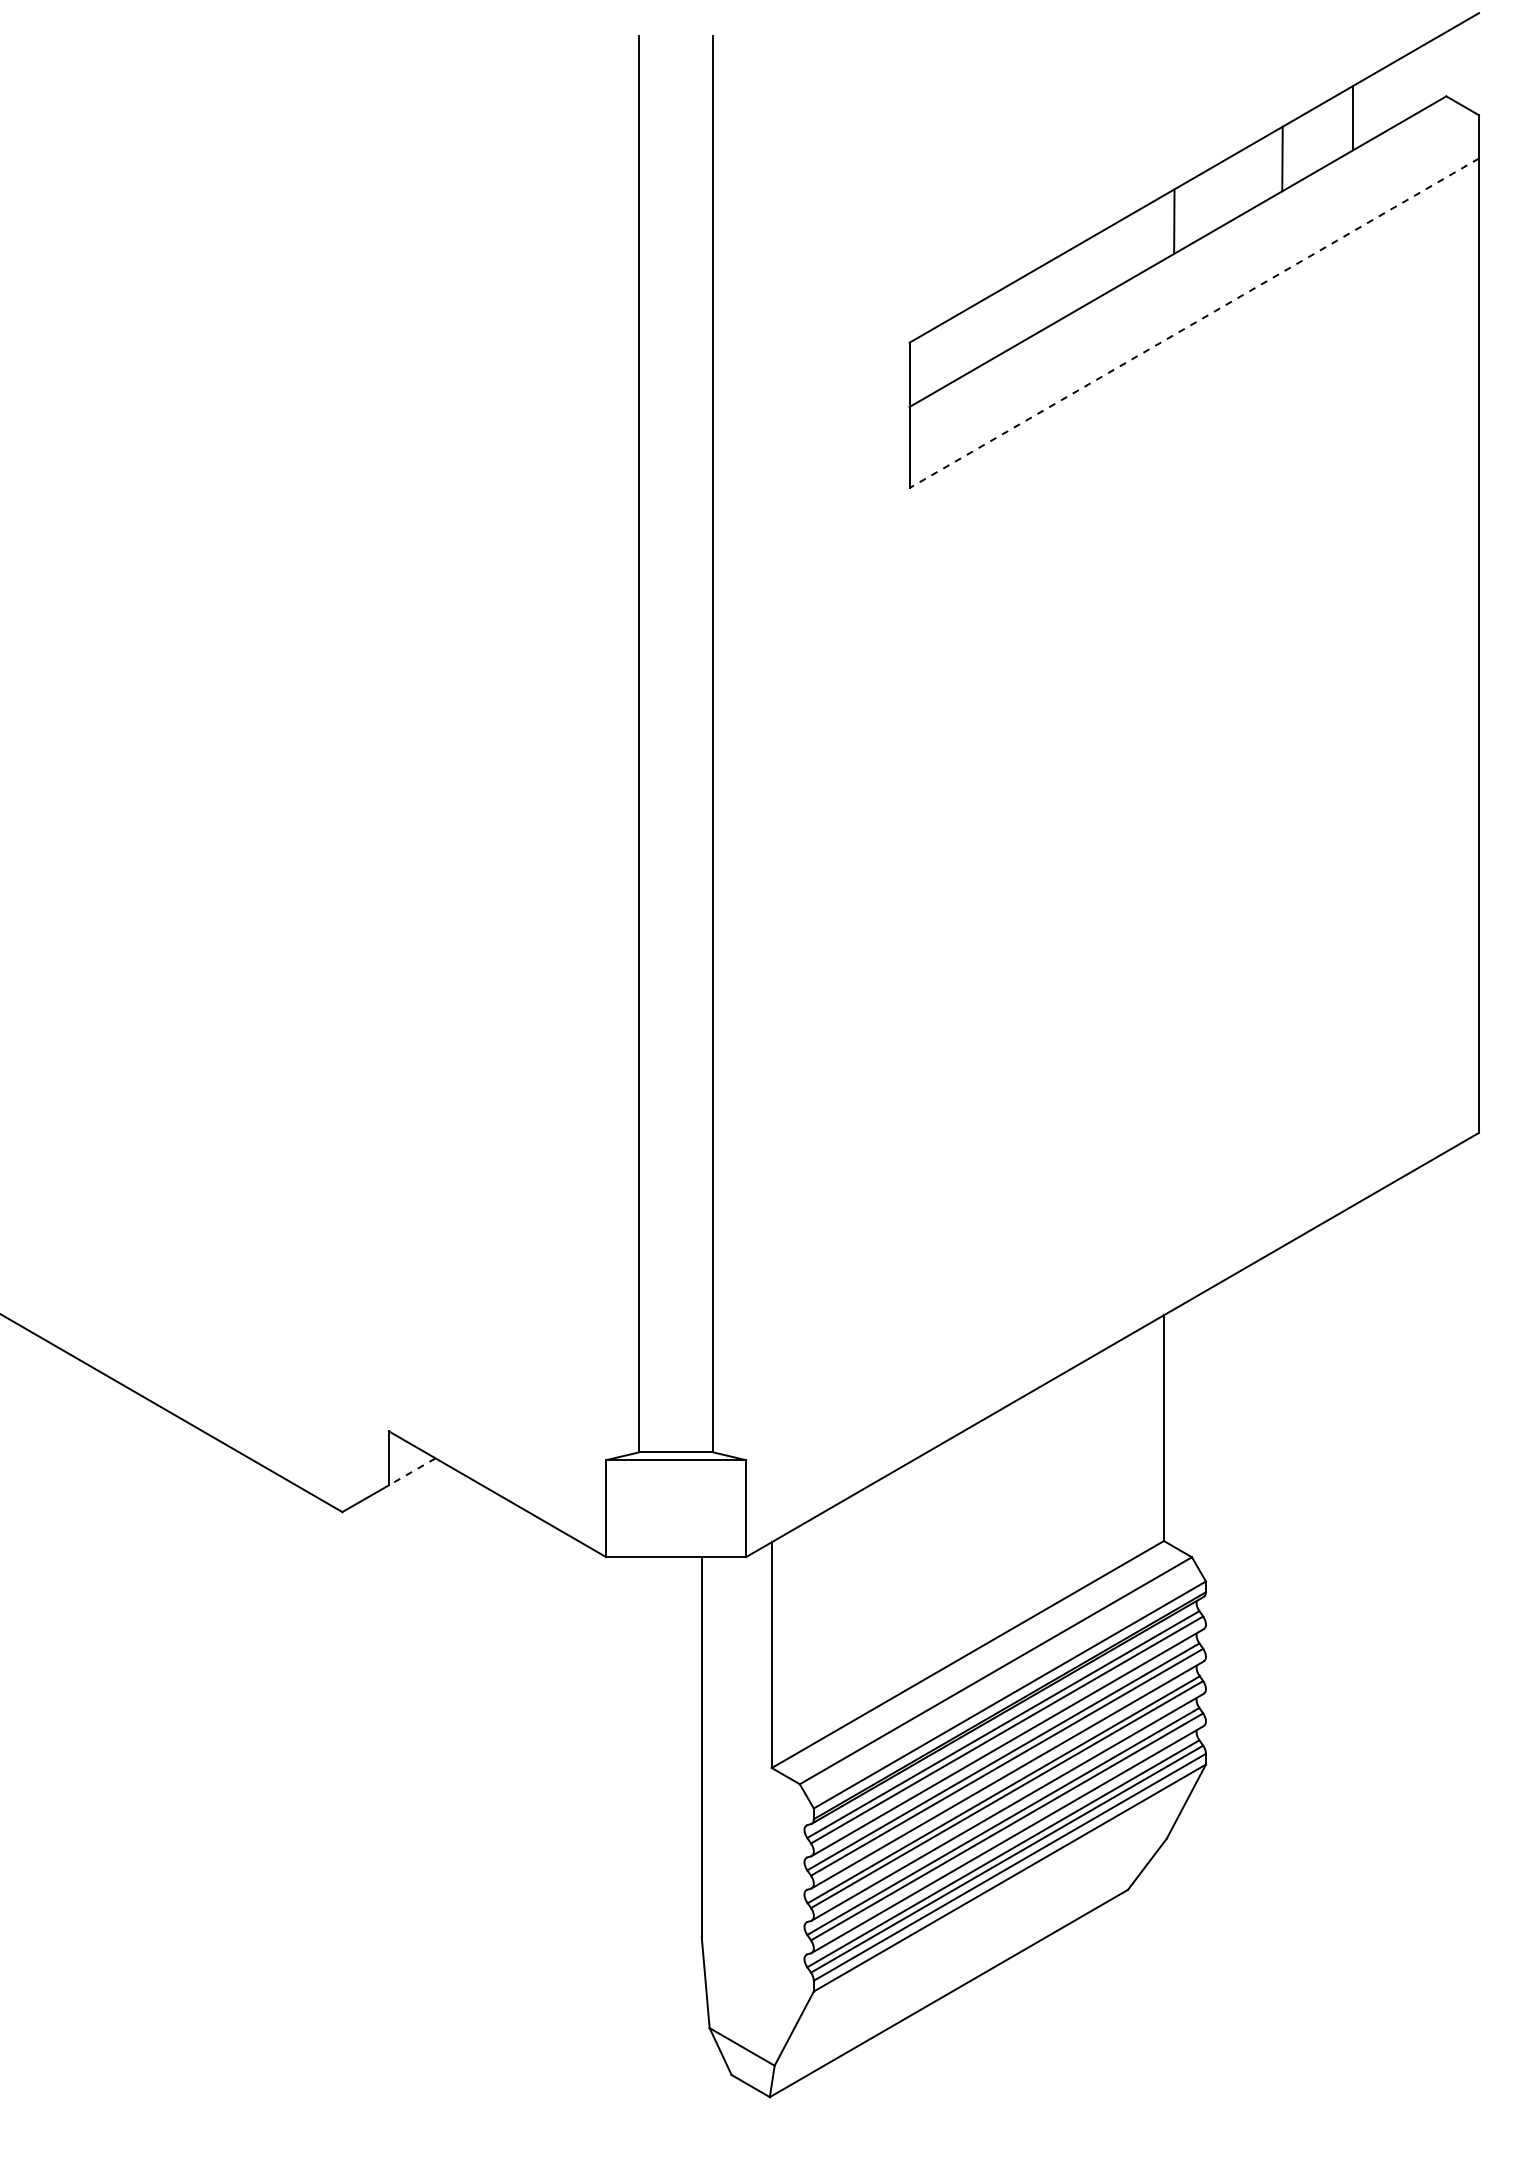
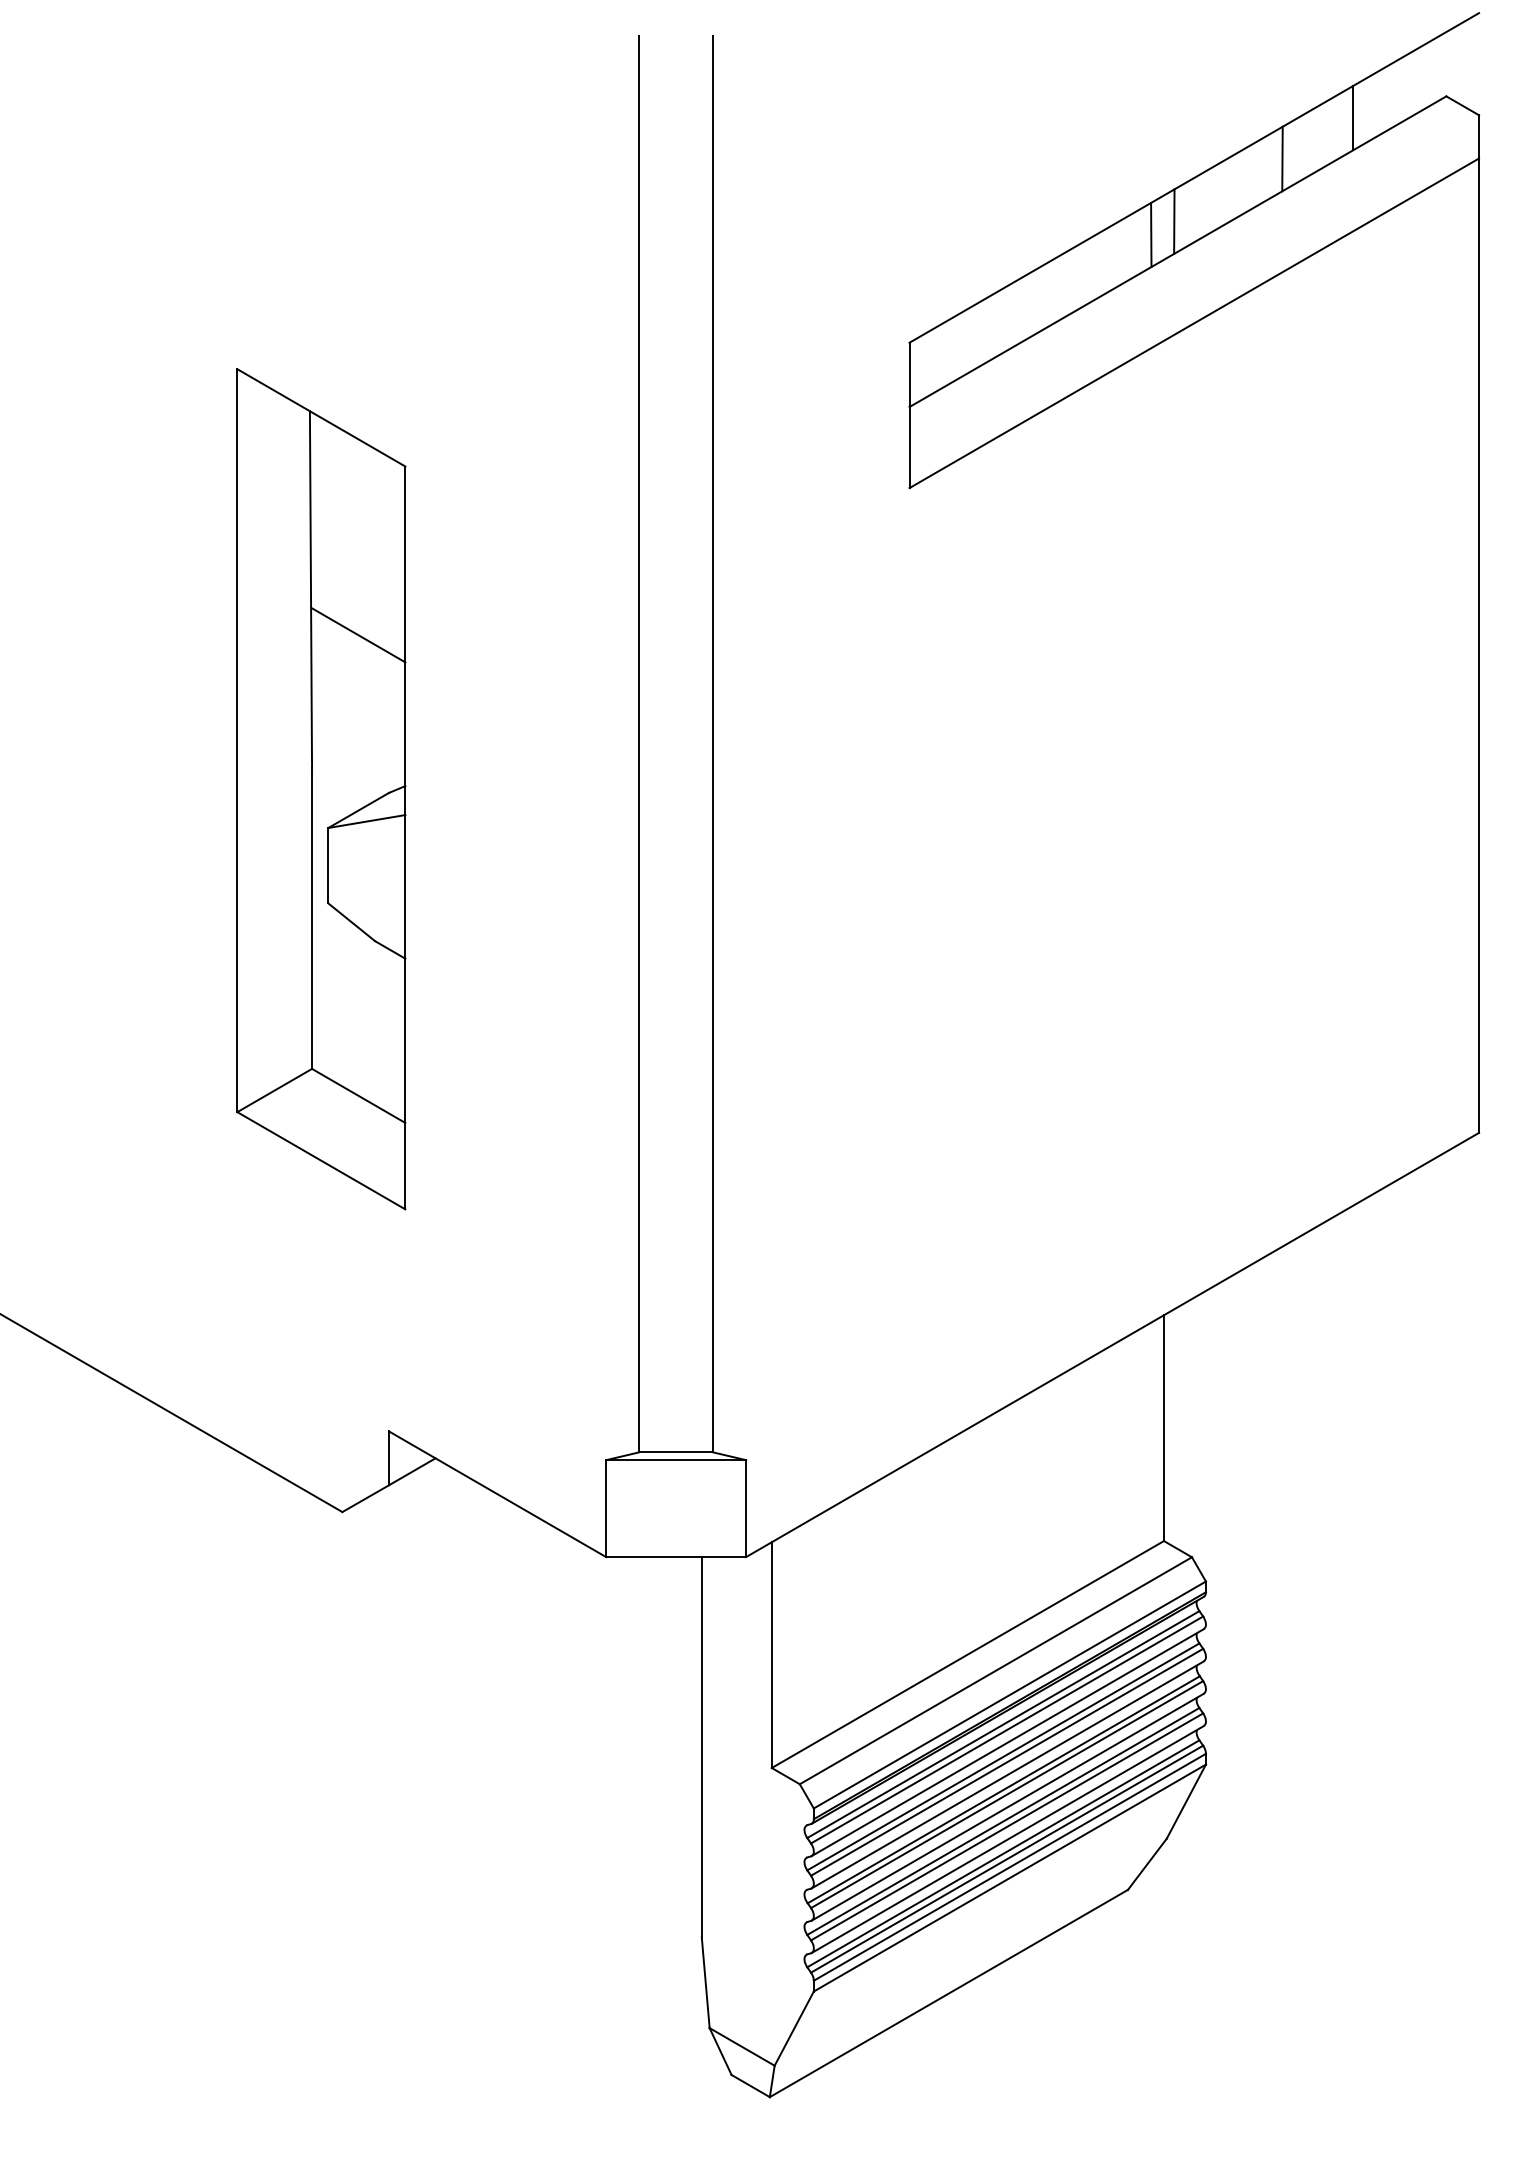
line: none -> present (1151, 234)
line: dashed -> solid (1193, 323)
part: none -> present (321, 789)
line: dashed -> solid (412, 1471)
